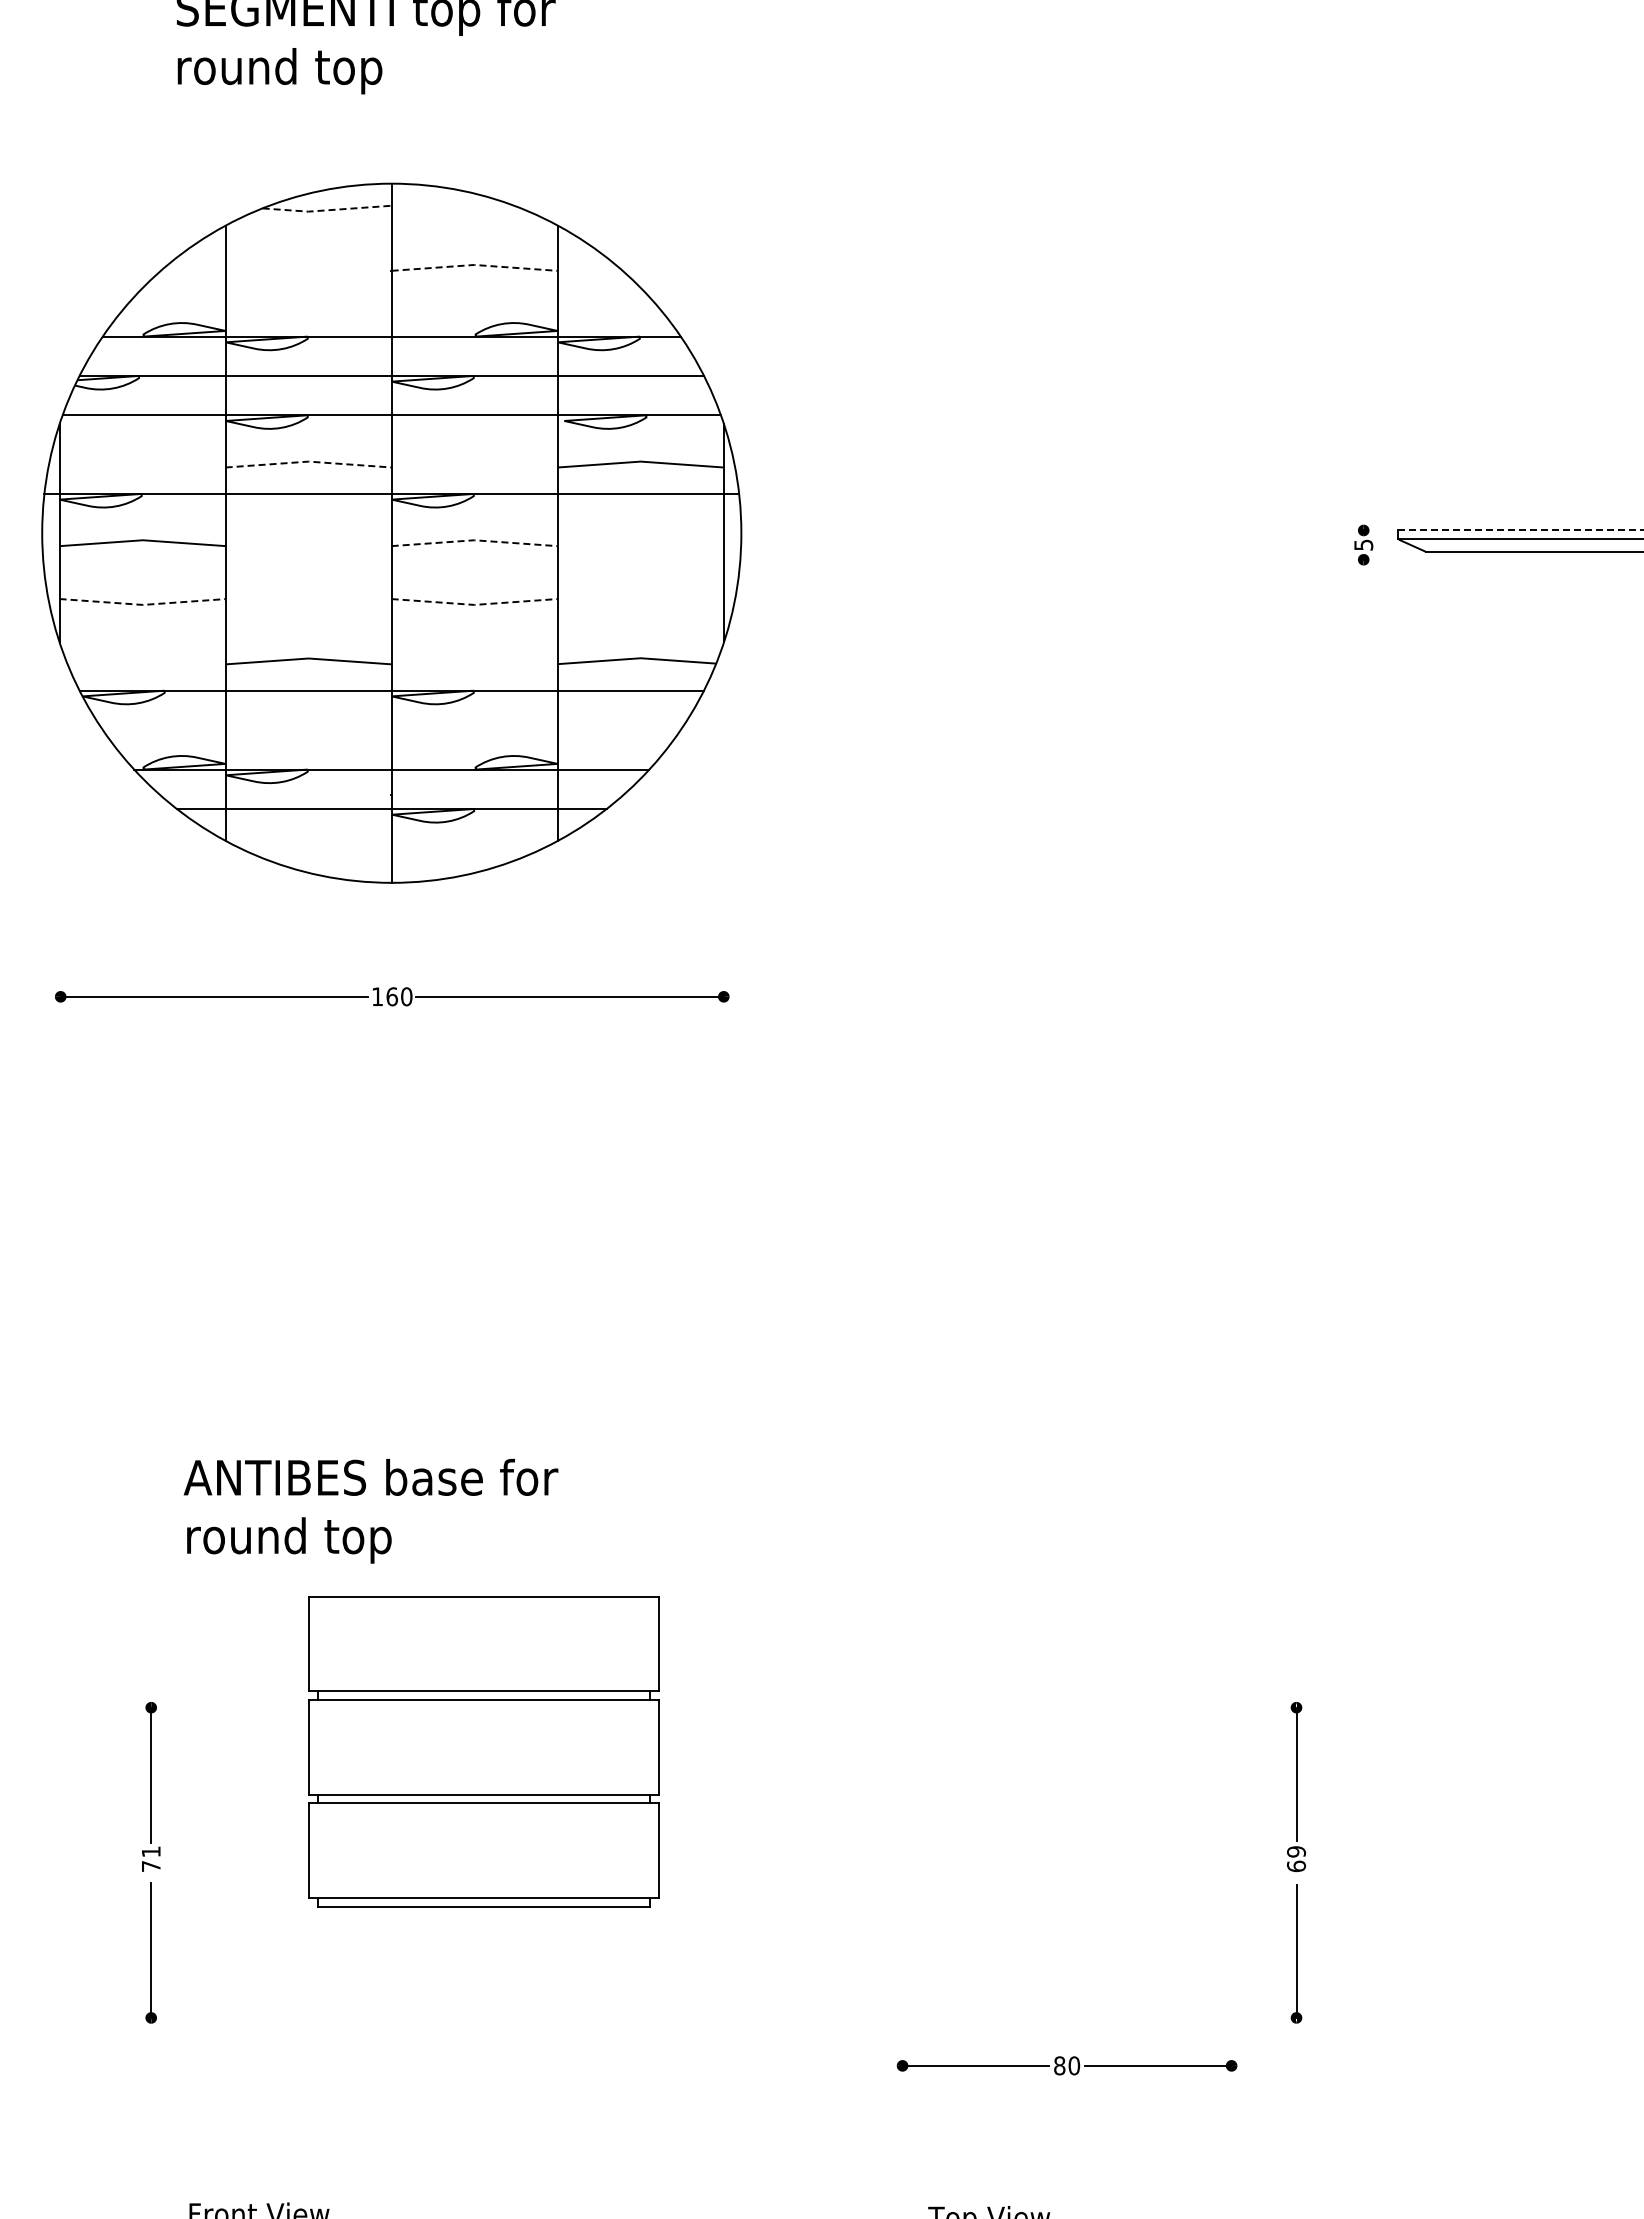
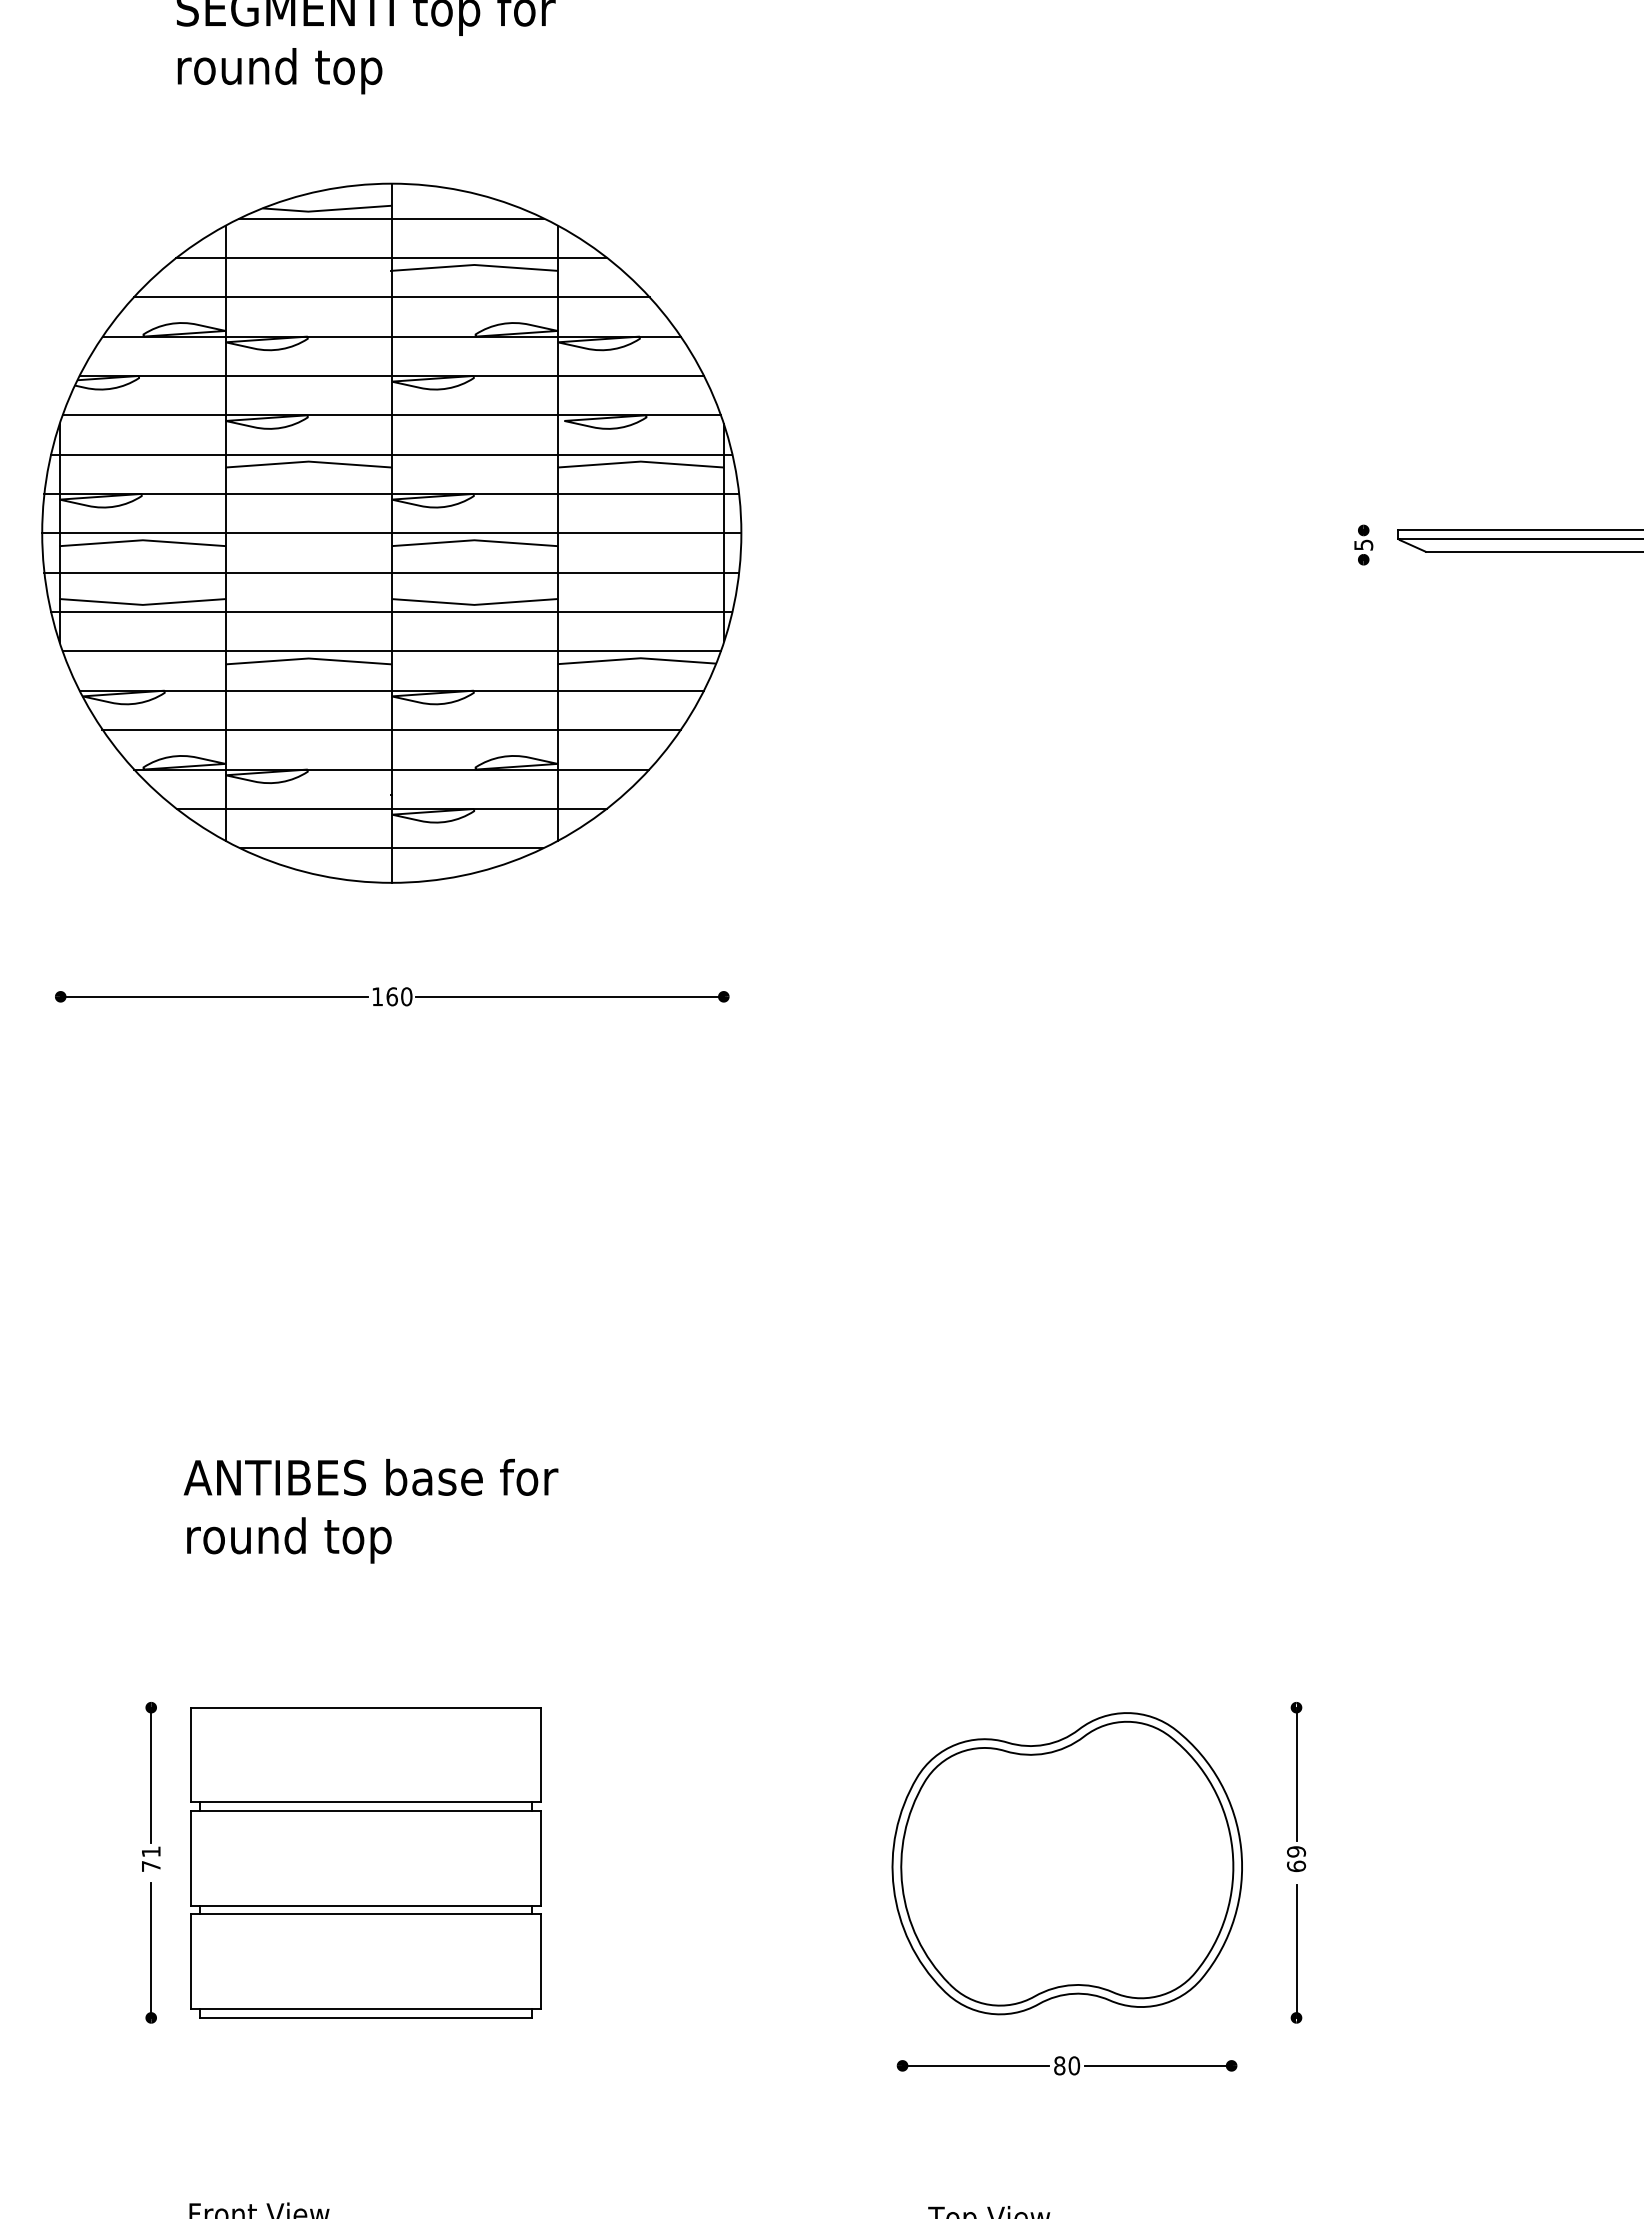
line: dashed -> solid (327, 210)
line: none -> present (391, 218)
line: none -> present (391, 257)
line: dashed -> solid (474, 264)
line: none -> present (391, 297)
line: none -> present (391, 454)
line: dashed -> solid (308, 461)
line: dashed -> solid (1521, 530)
line: none -> present (391, 533)
line: dashed -> solid (474, 540)
line: none -> present (391, 572)
line: dashed -> solid (142, 604)
line: dashed -> solid (474, 604)
line: none -> present (391, 611)
line: none -> present (391, 651)
line: none -> present (391, 730)
line: none -> present (391, 848)
part position: (483, 1751) -> (365, 1862) (365, 1862)
part: none -> present (1066, 1863)
